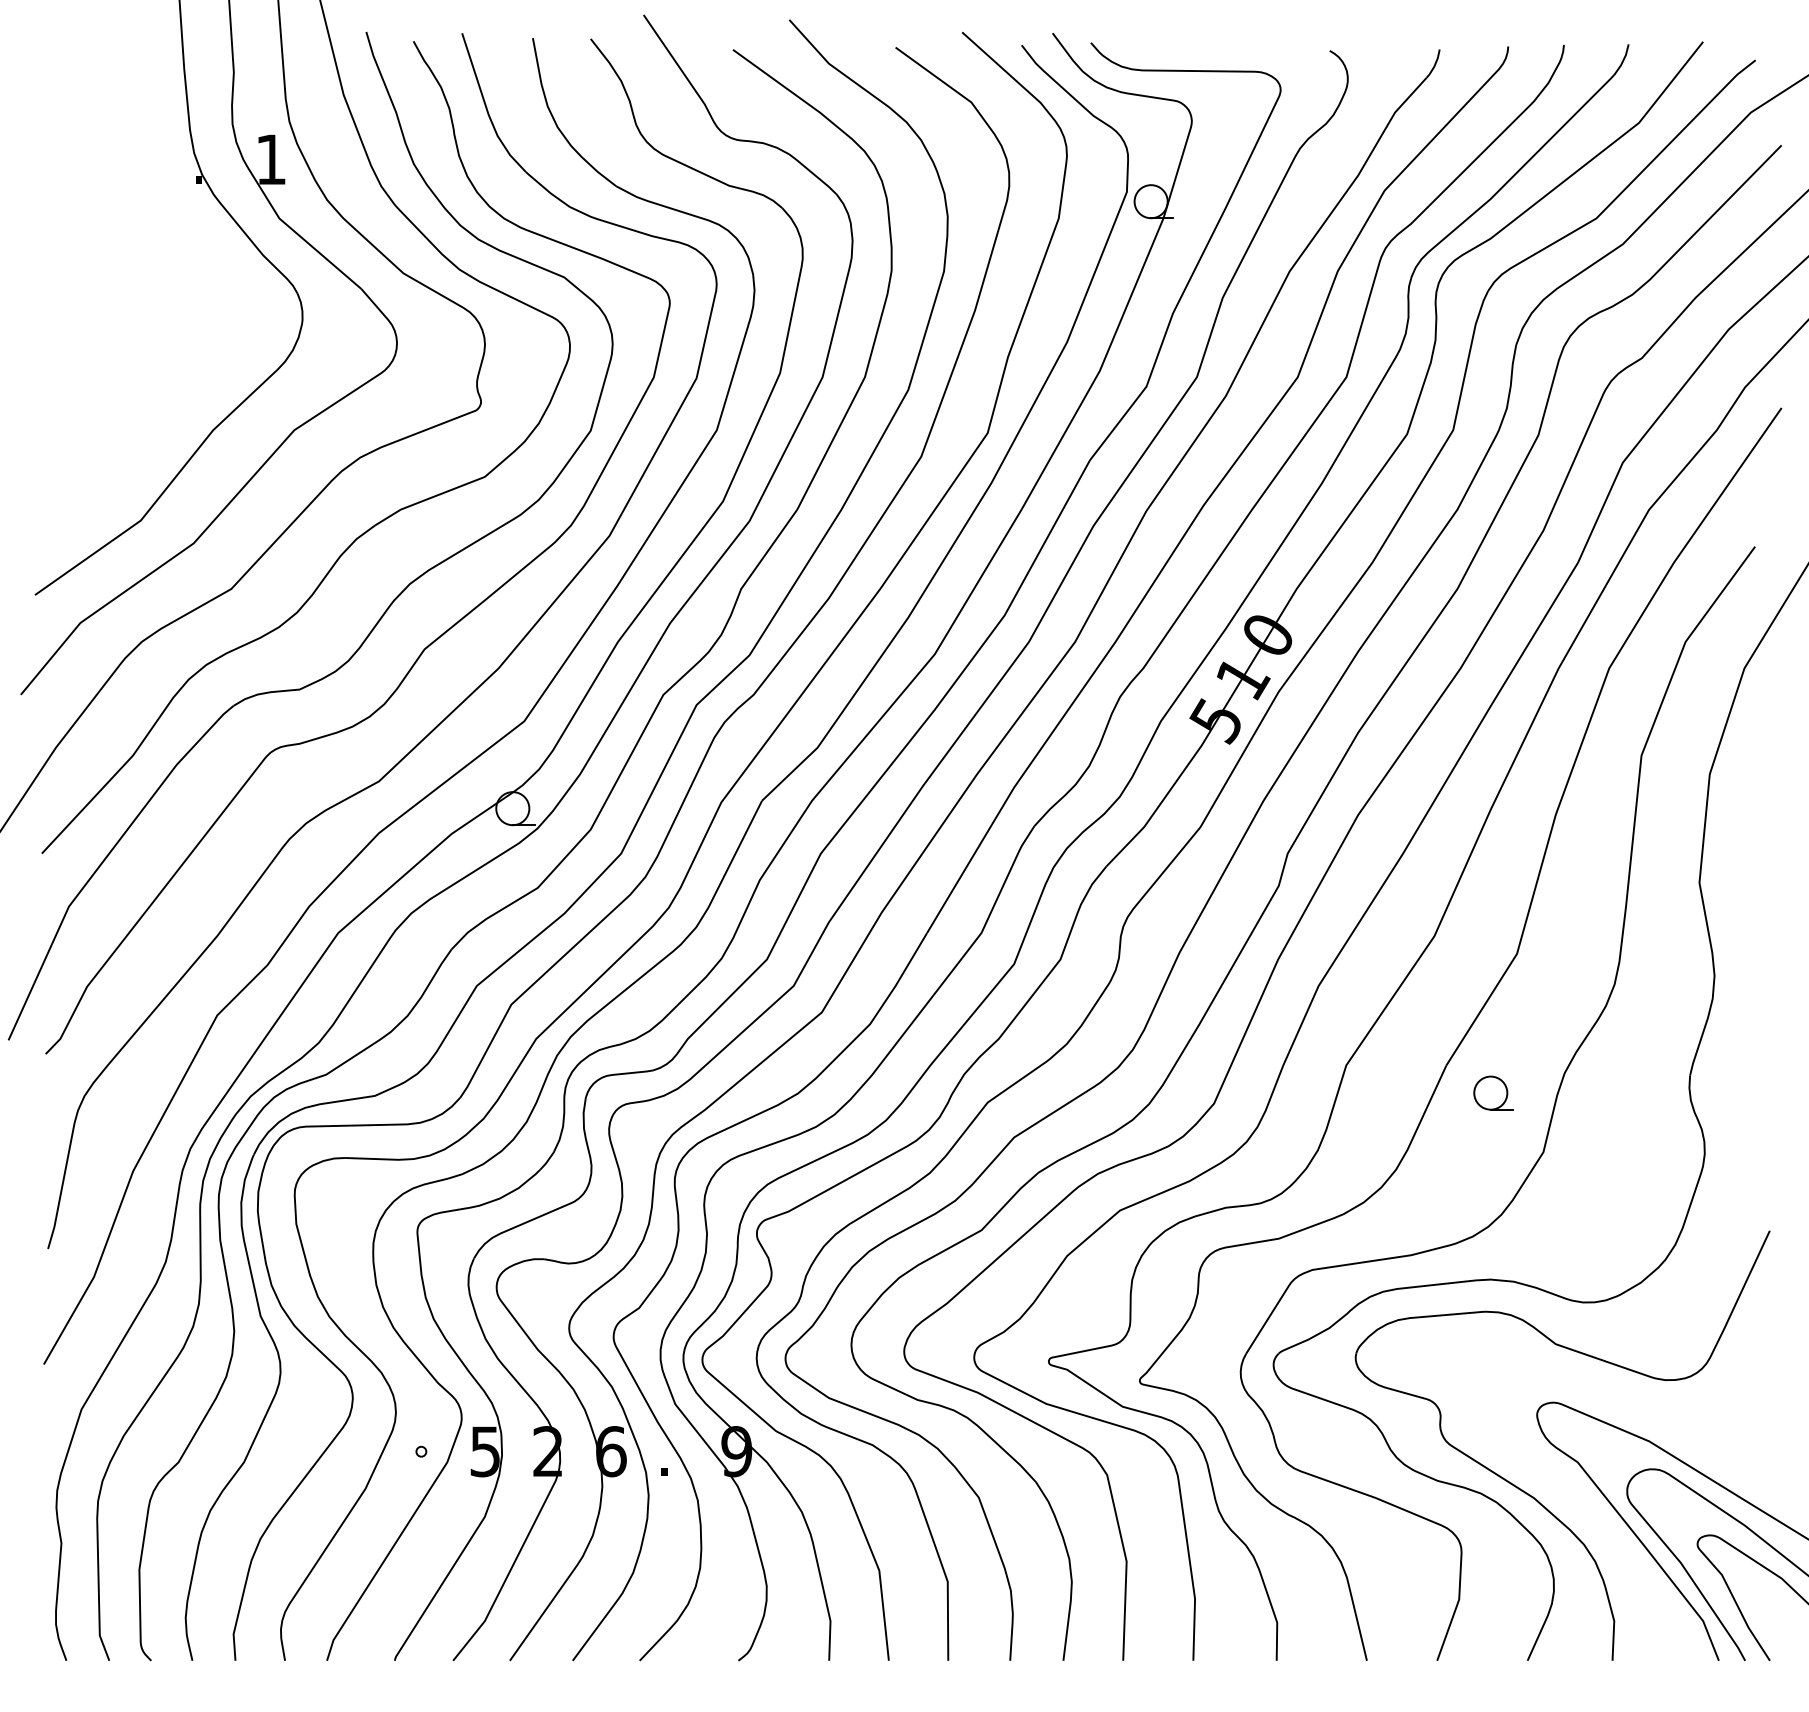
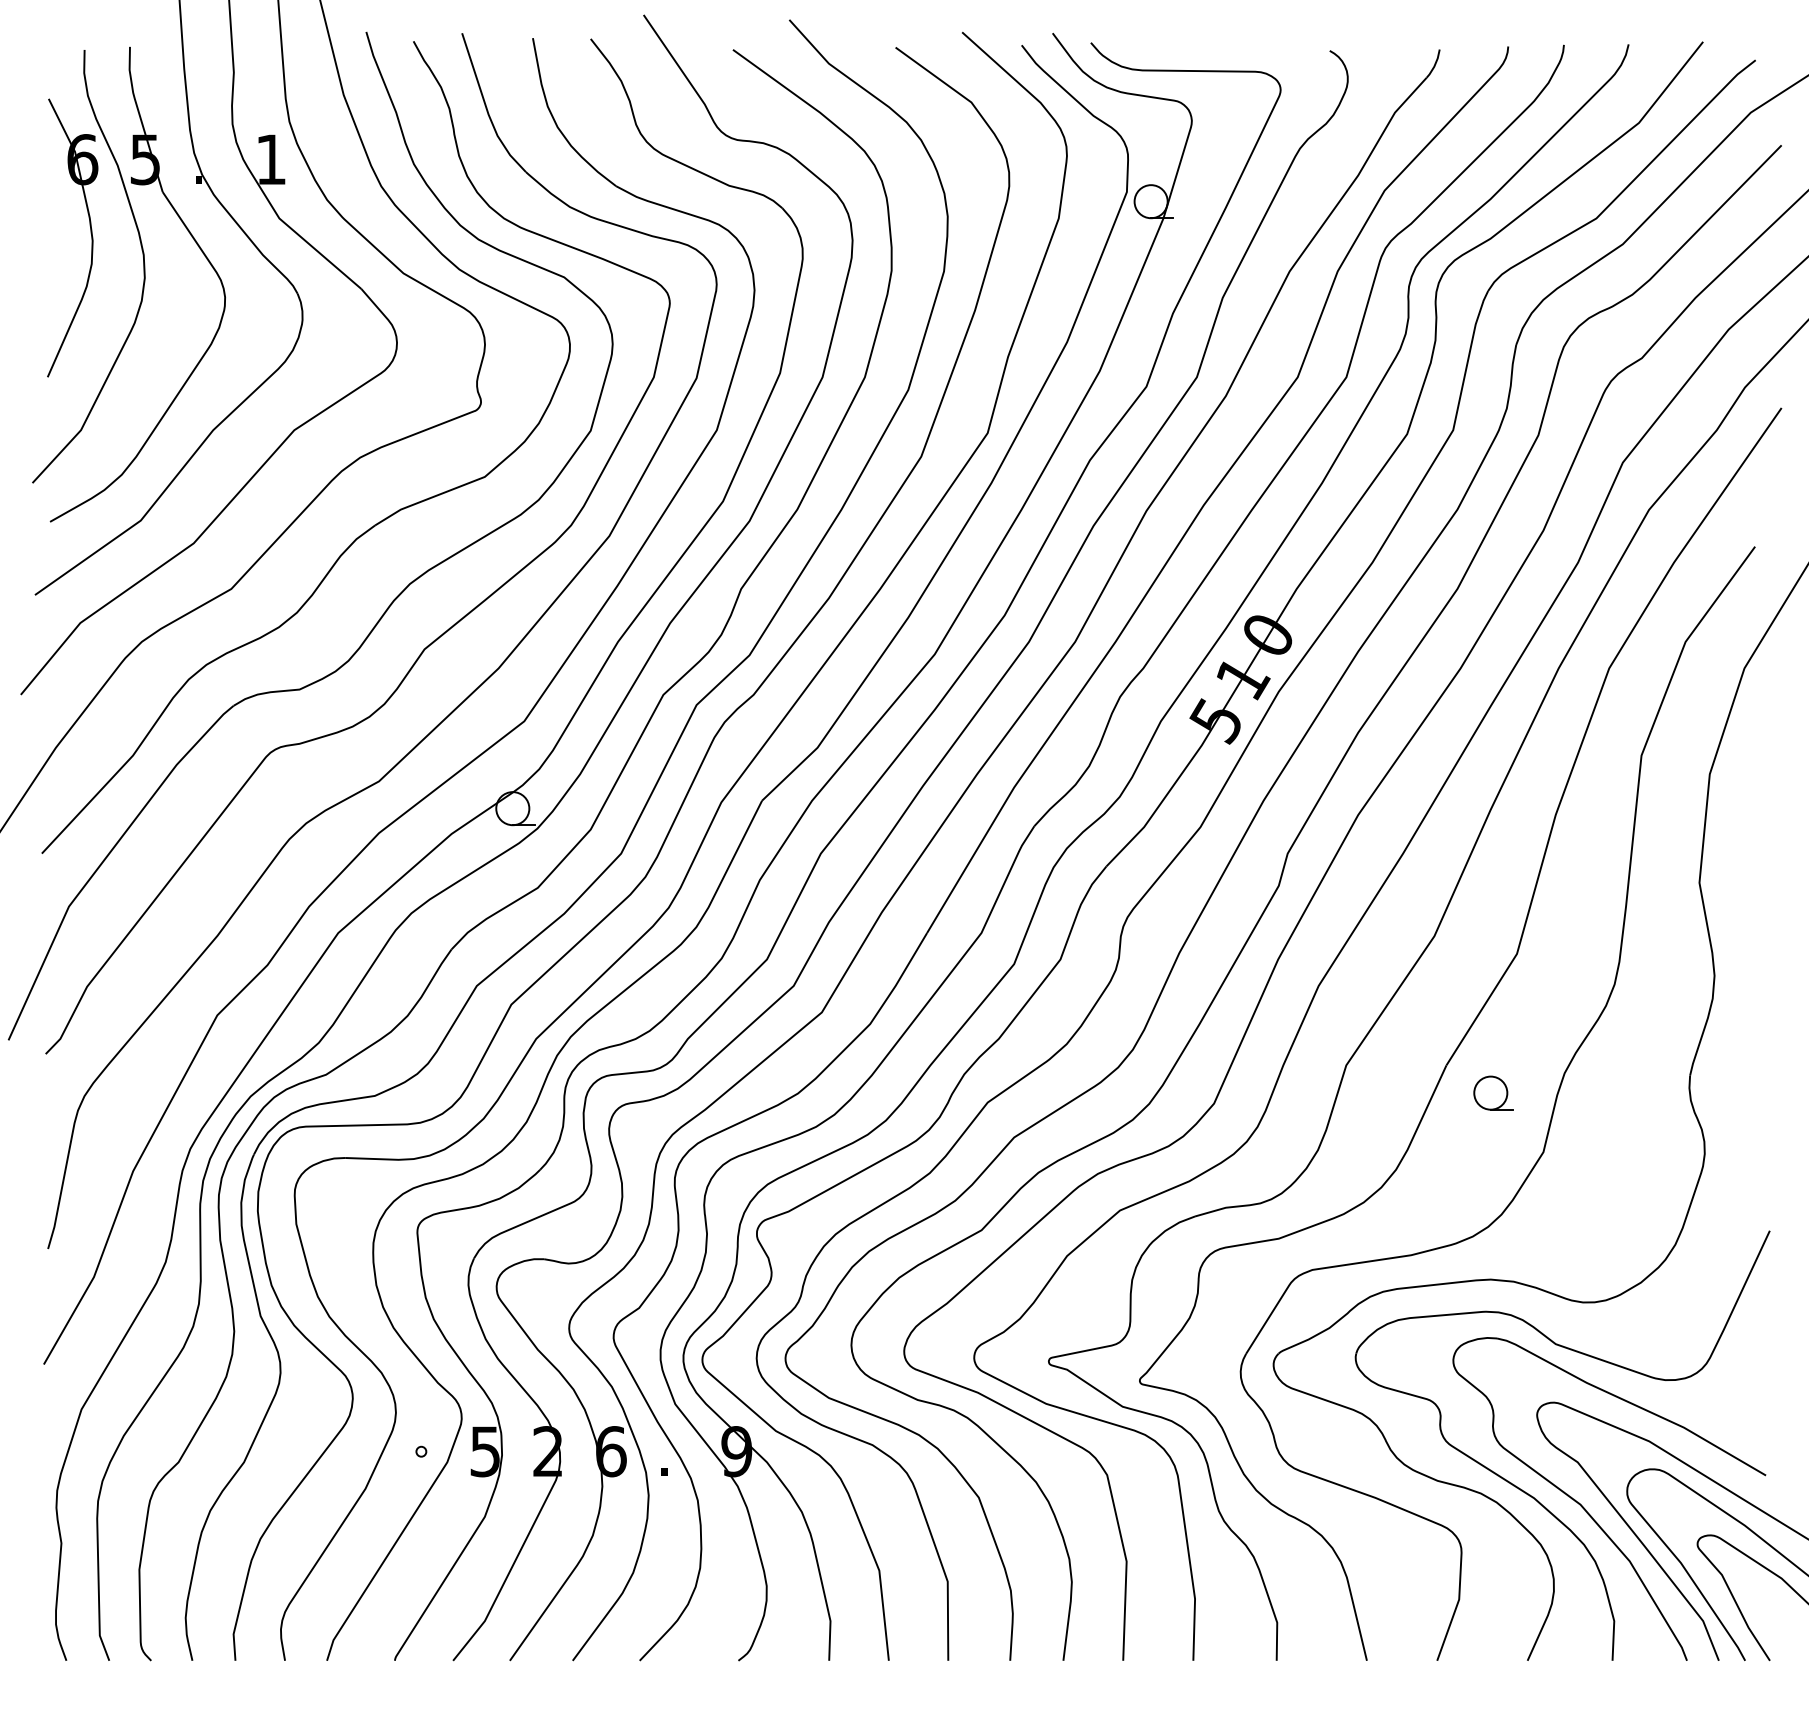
part: none -> present (142, 285)
part: none -> present (1591, 1515)
